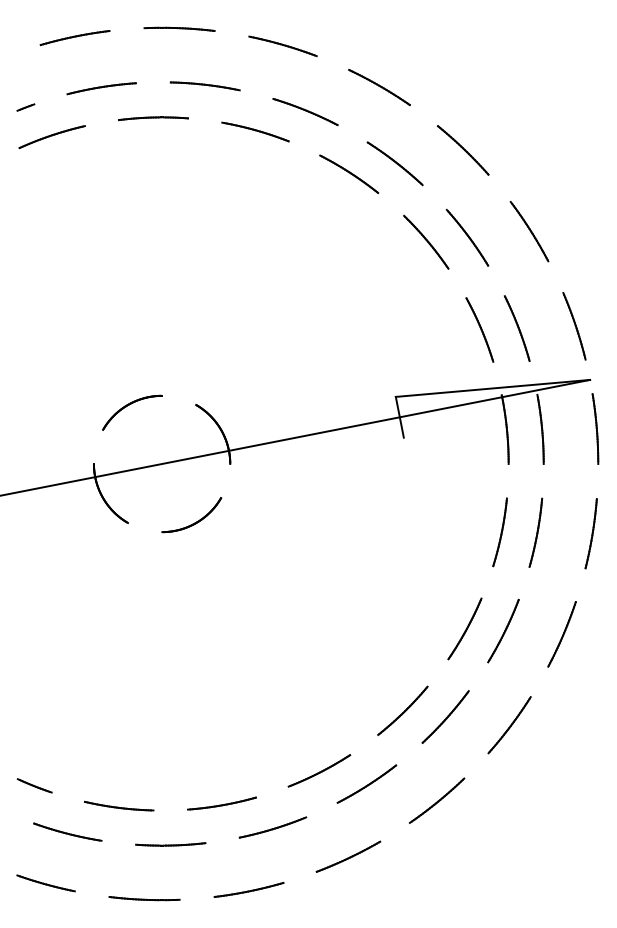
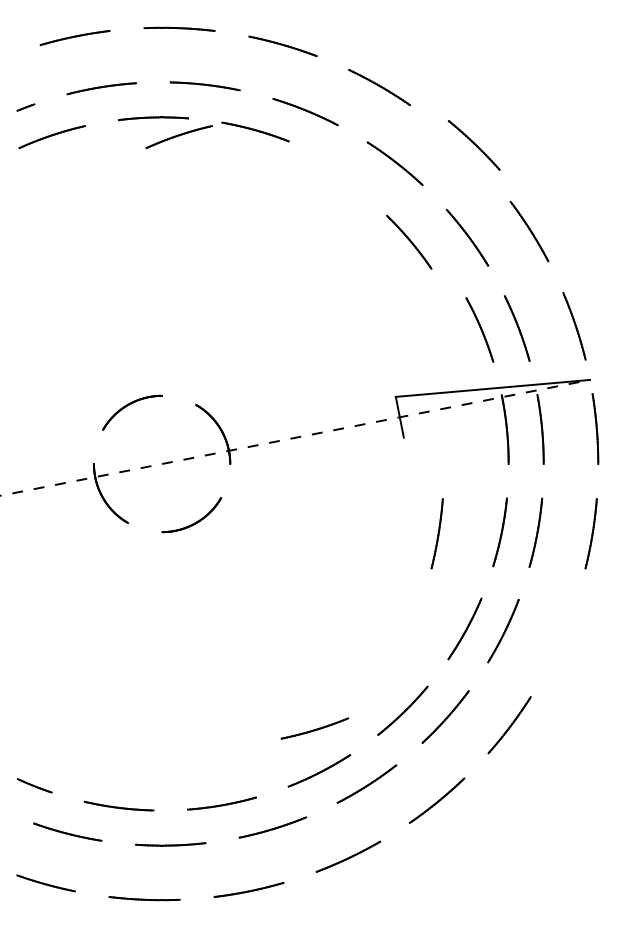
part: none -> present (178, 137)
part position: (462, 150) -> (473, 145) (473, 145)
part: present -> none (349, 174)
part position: (426, 241) -> (409, 241) (409, 241)
line: solid -> dashed (295, 437)
part: none -> present (436, 533)
part: present -> none (561, 634)
part: none -> present (314, 728)
